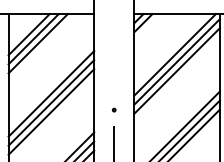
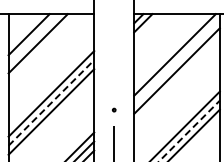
line: present -> none (33, 39)
line: present -> none (176, 61)
line: solid -> dashed (51, 102)
line: solid -> dashed (189, 131)
